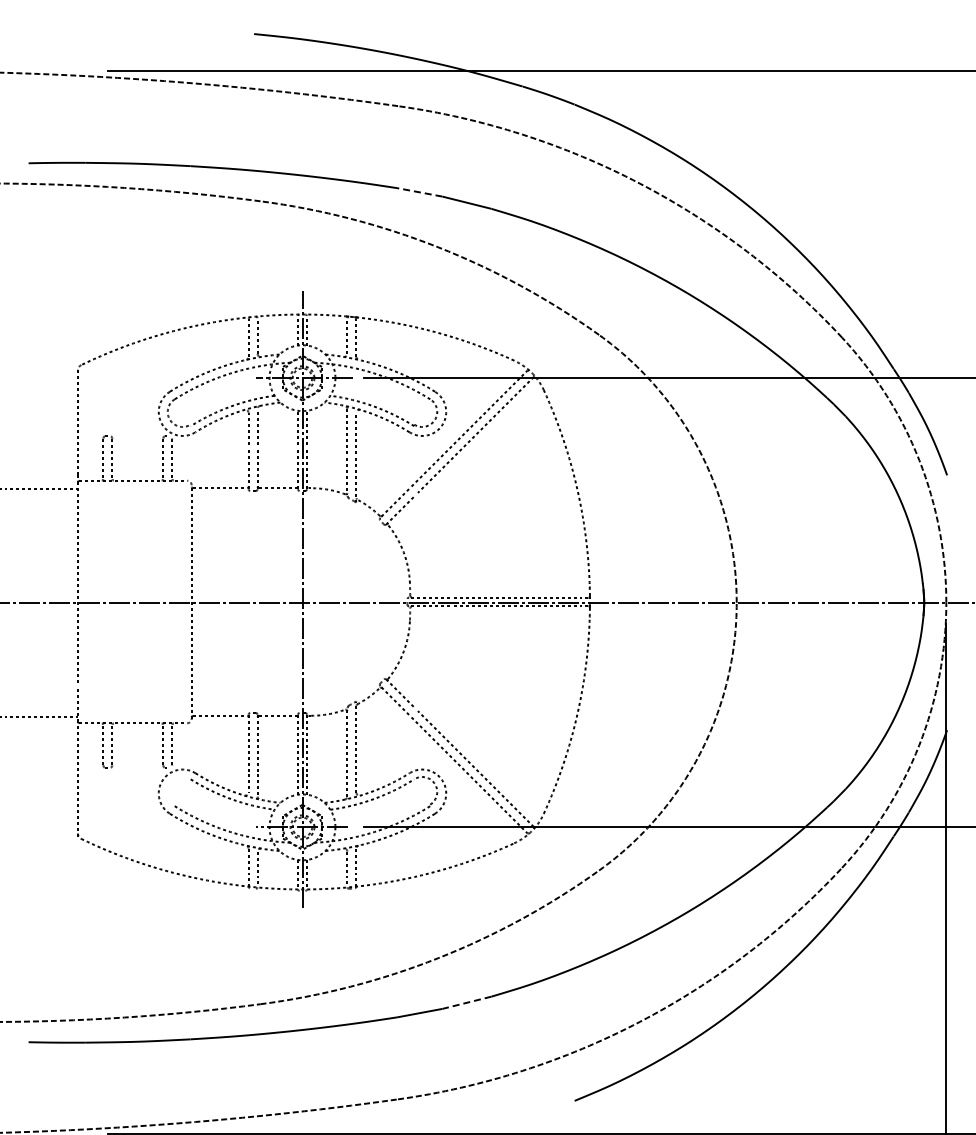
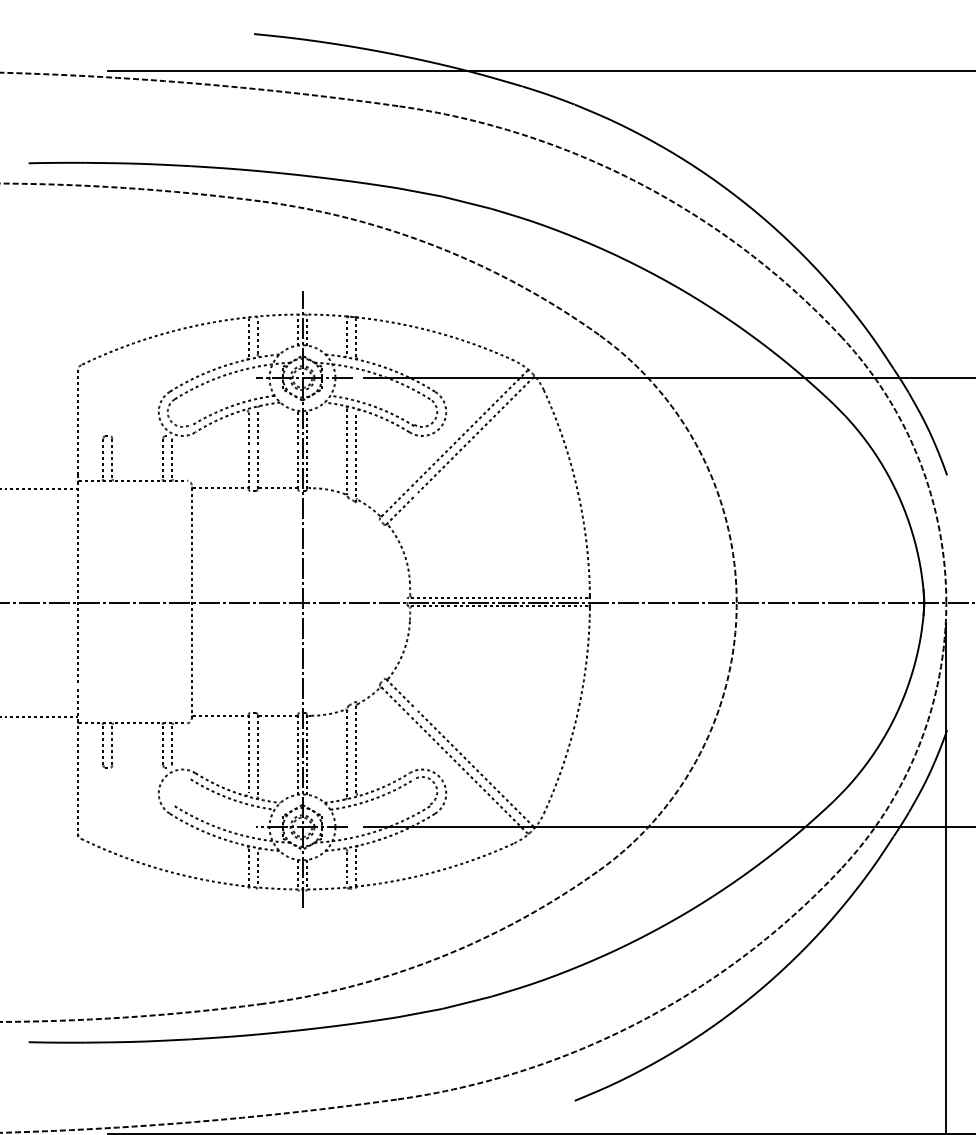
line: dashed -> solid (419, 192)
line: dashed -> solid (466, 1002)
